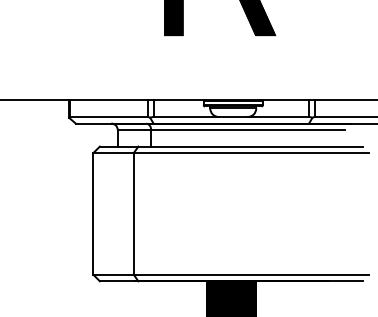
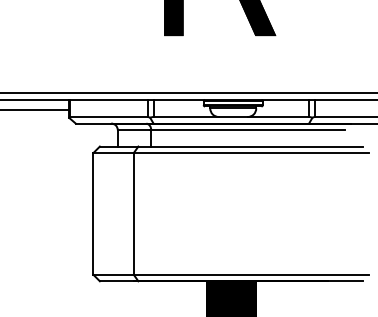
line: none -> present (188, 93)
line: none -> present (35, 109)
